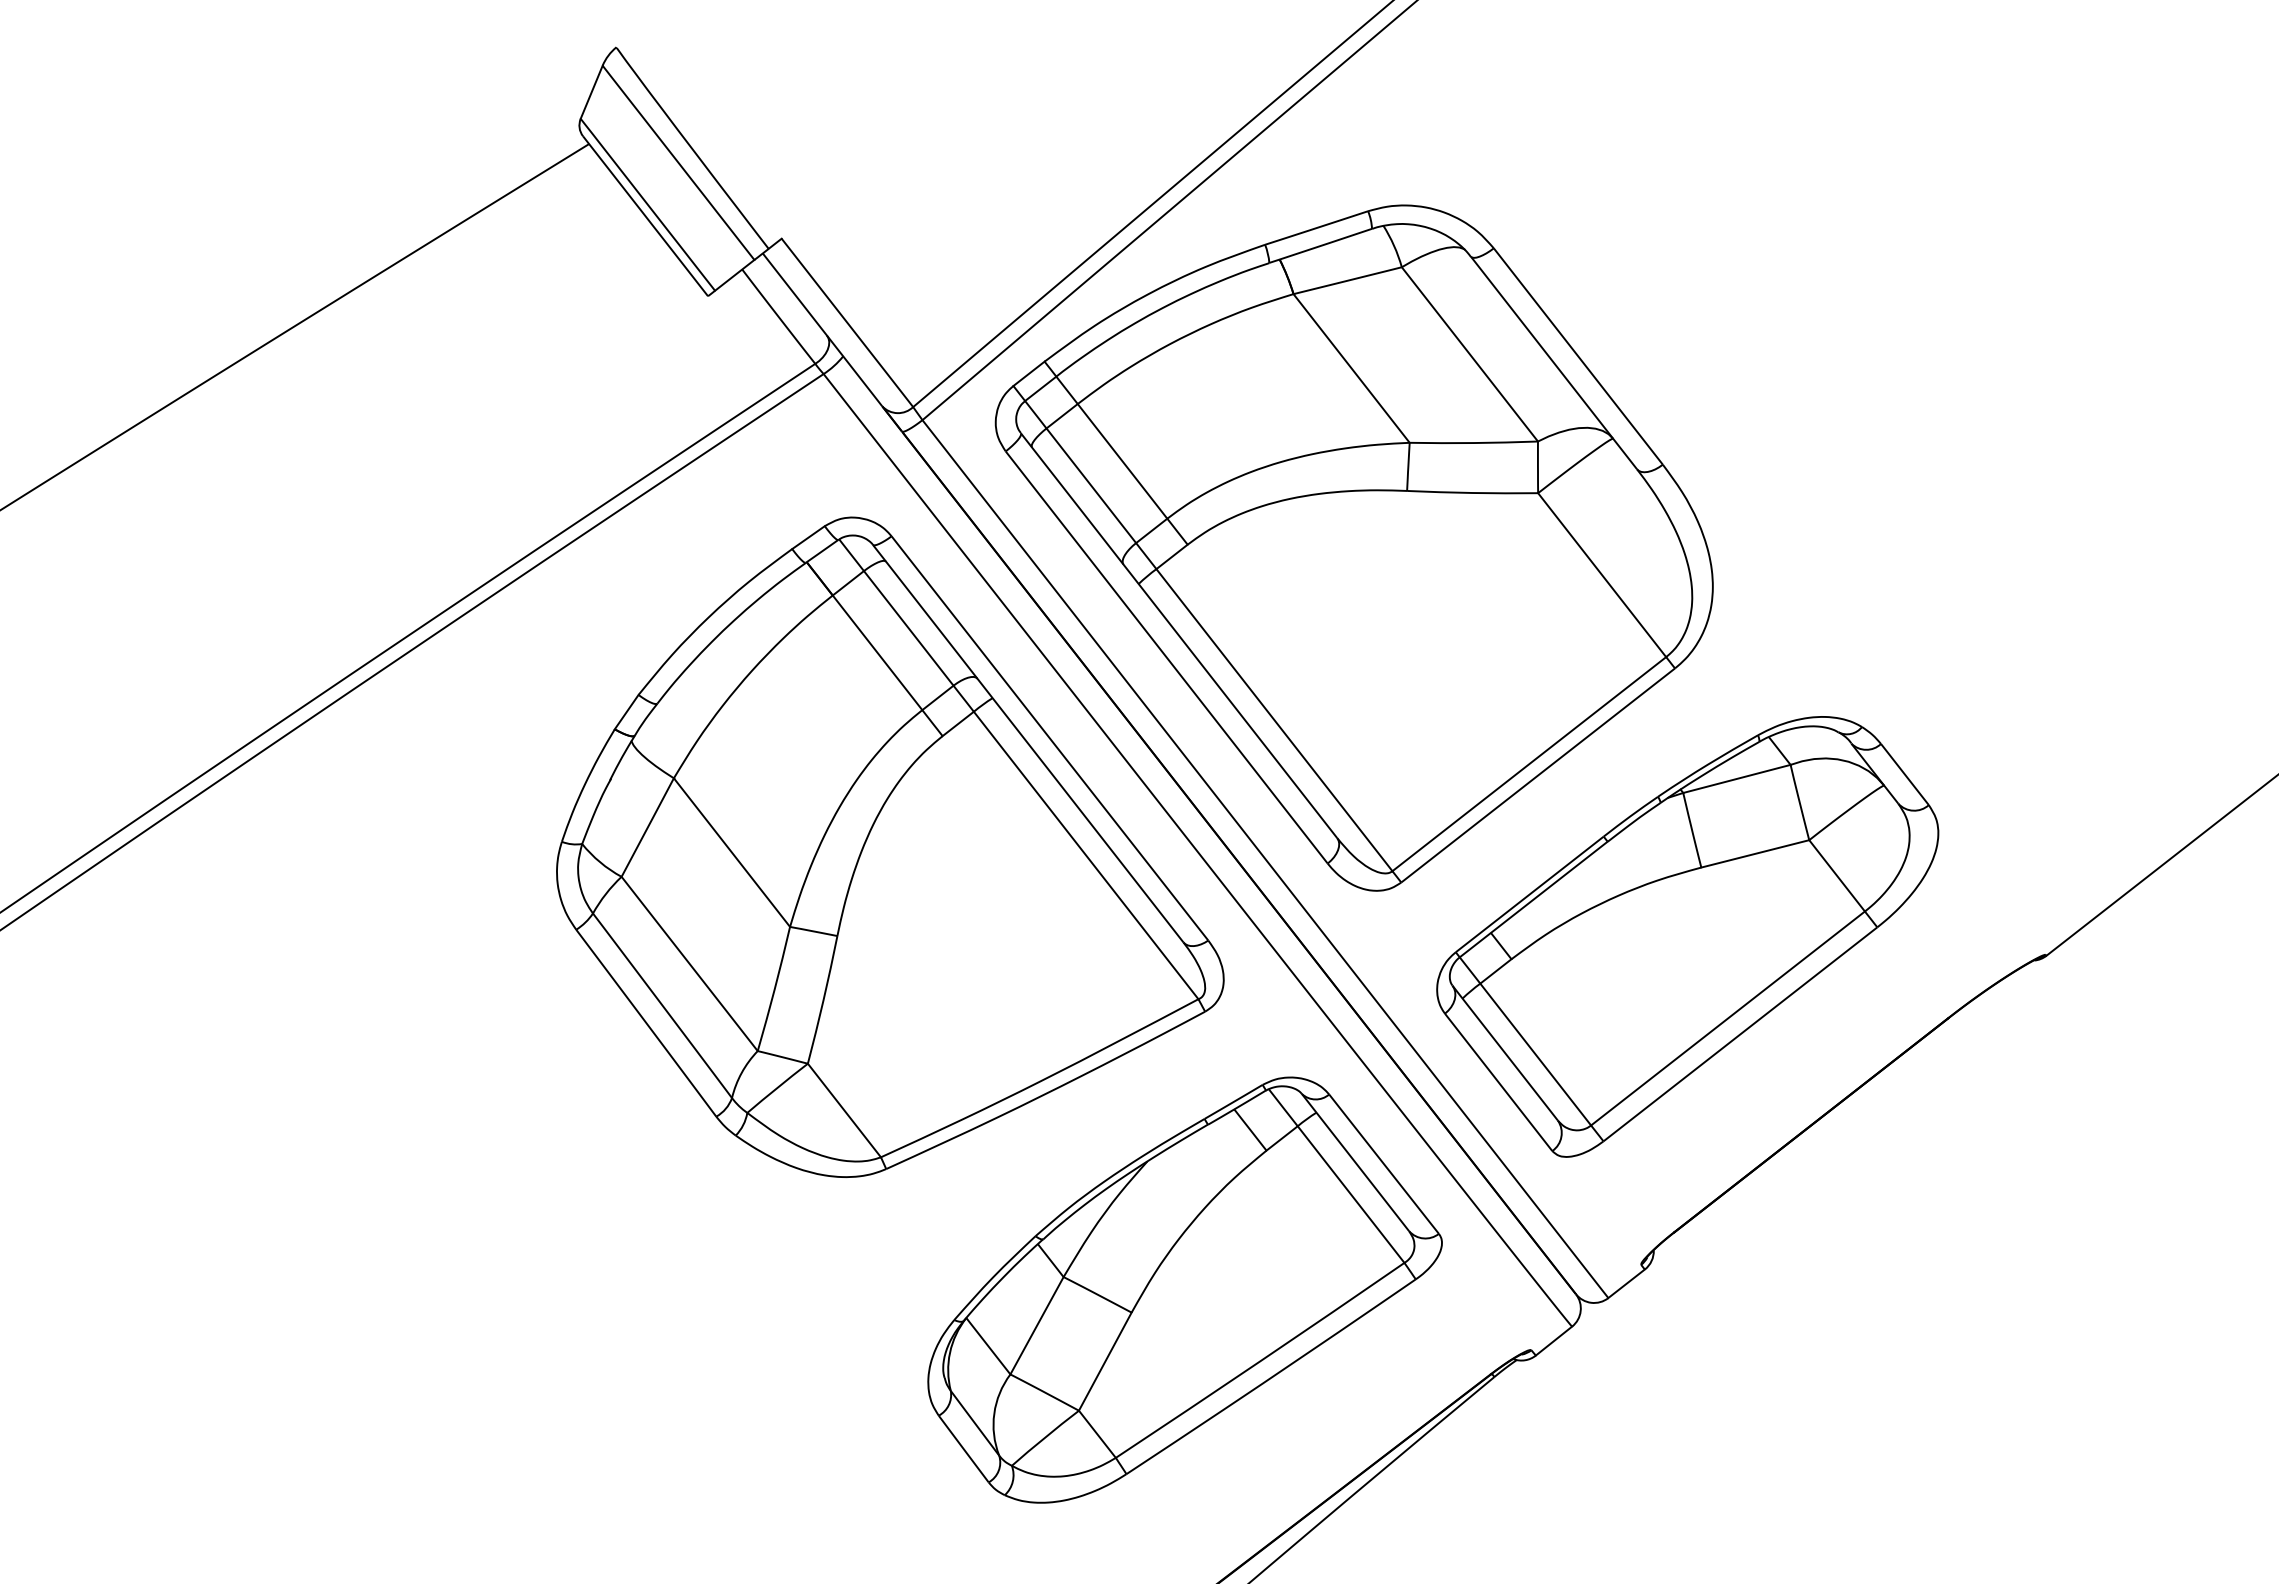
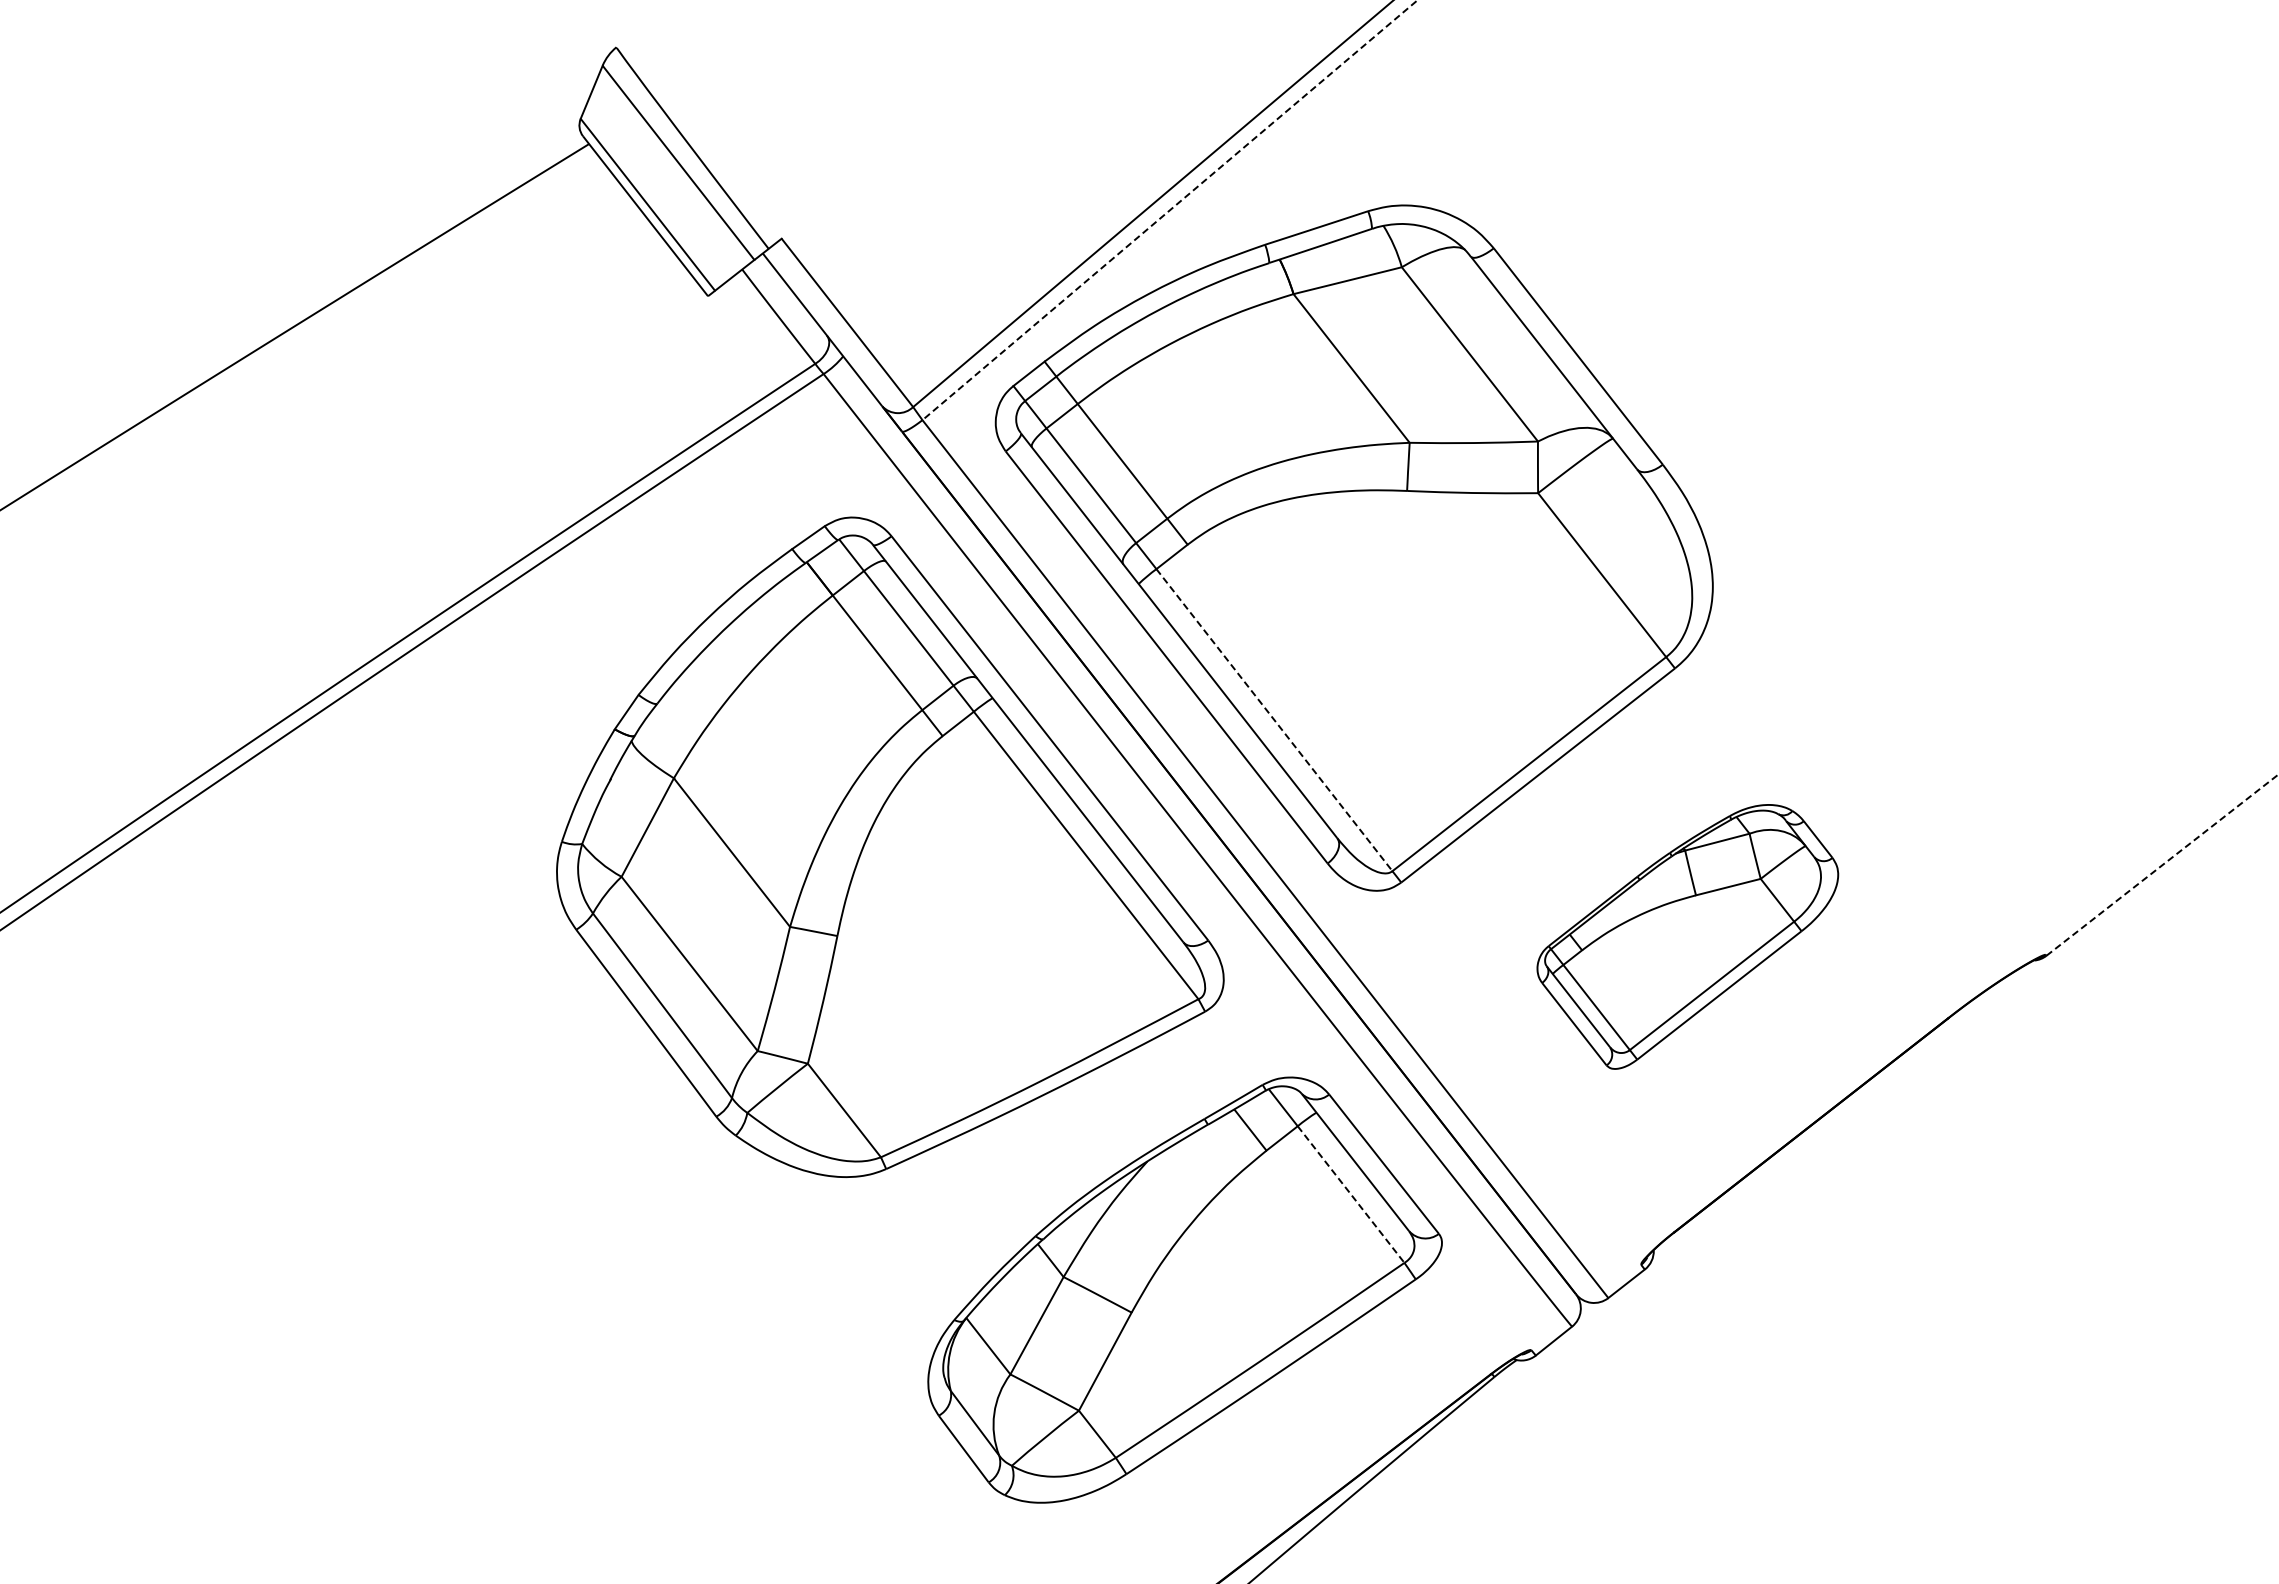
line: solid -> dashed (1169, 210)
line: solid -> dashed (1274, 720)
line: solid -> dashed (2163, 864)
part size: 504x442 px -> 304x266 px (1687, 936)
line: solid -> dashed (1351, 1194)
